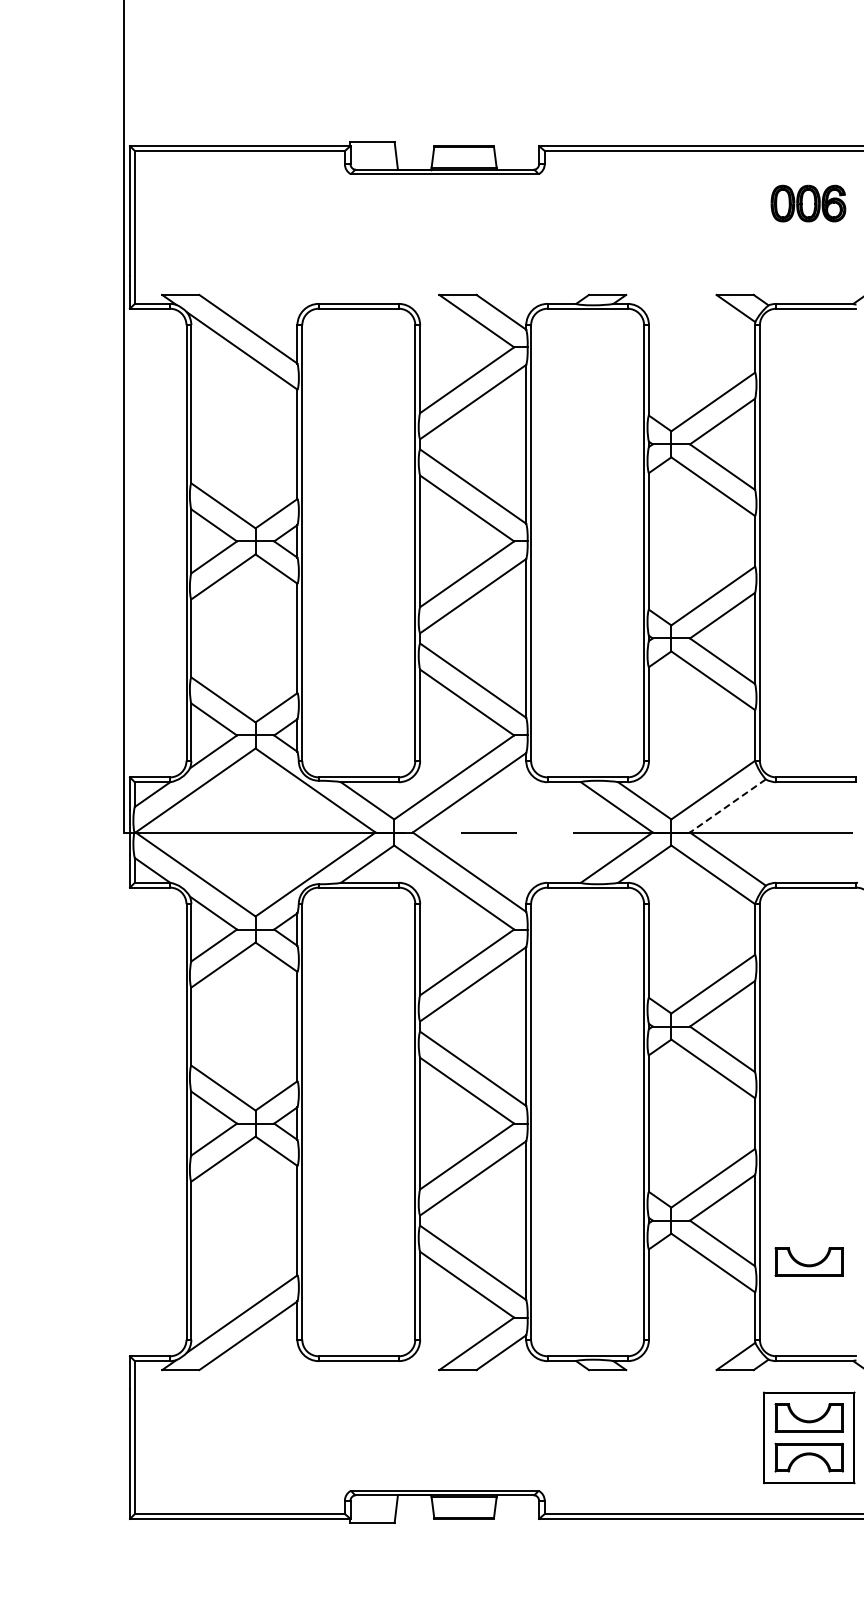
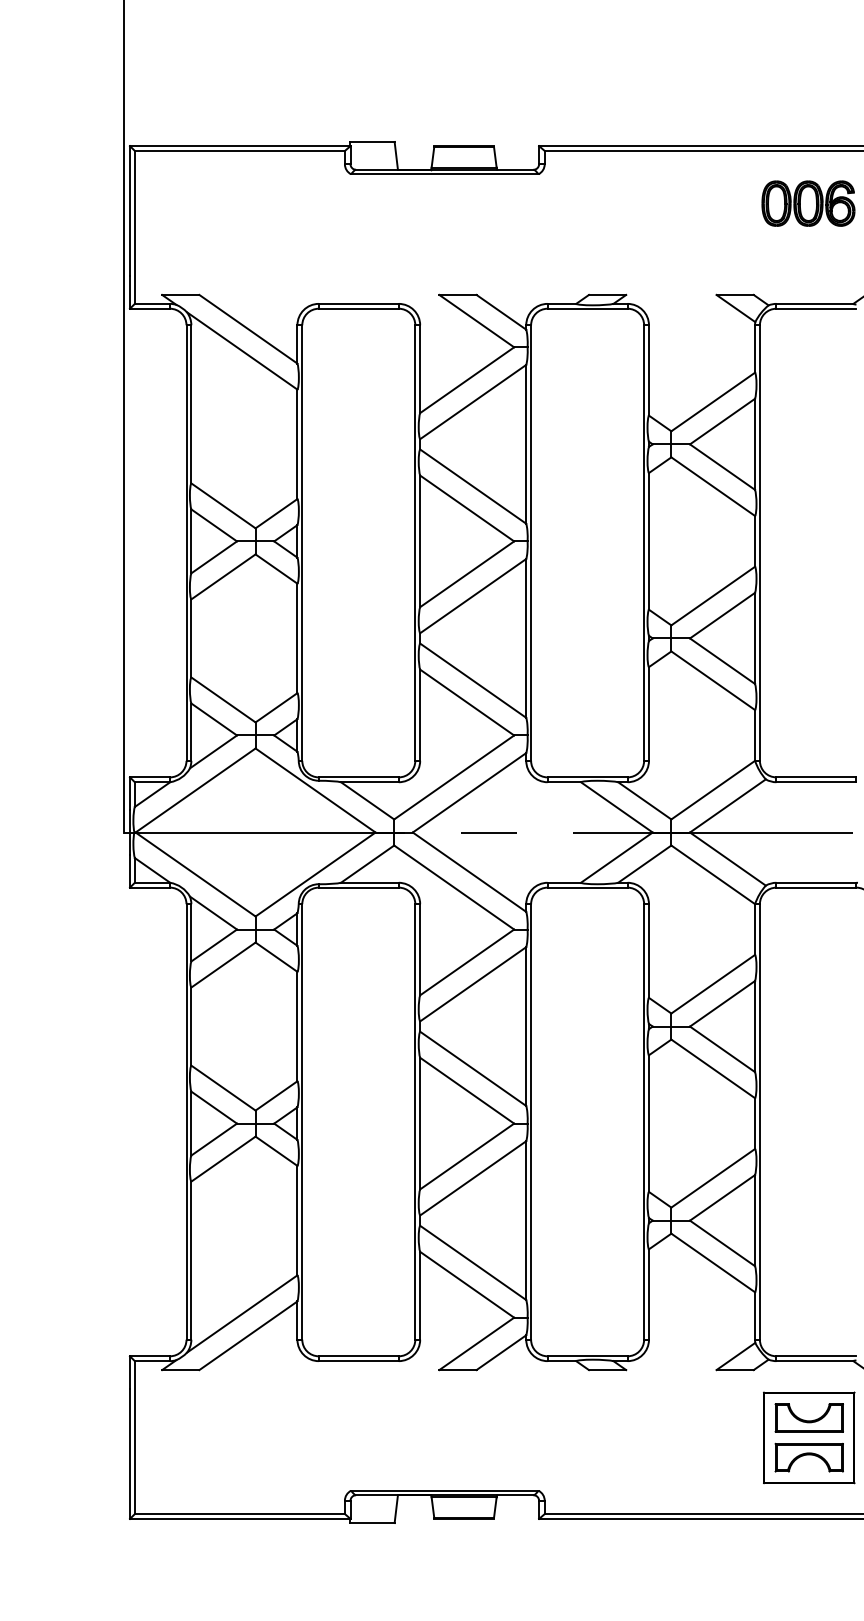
part size: 77x39 px -> 95x47 px (808, 203)
line: dashed -> solid (727, 806)
part: present -> none (808, 1261)
